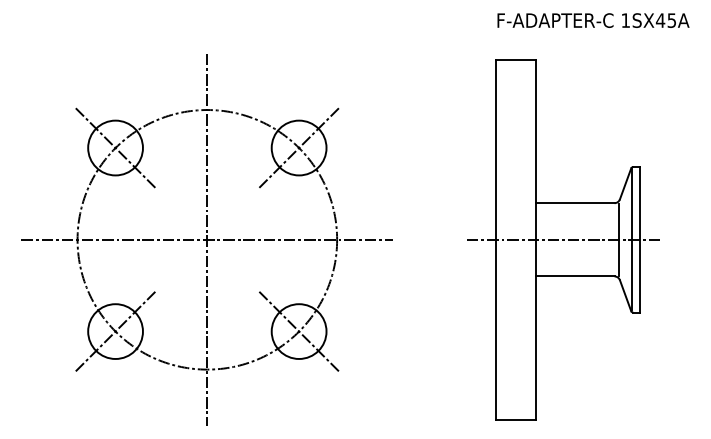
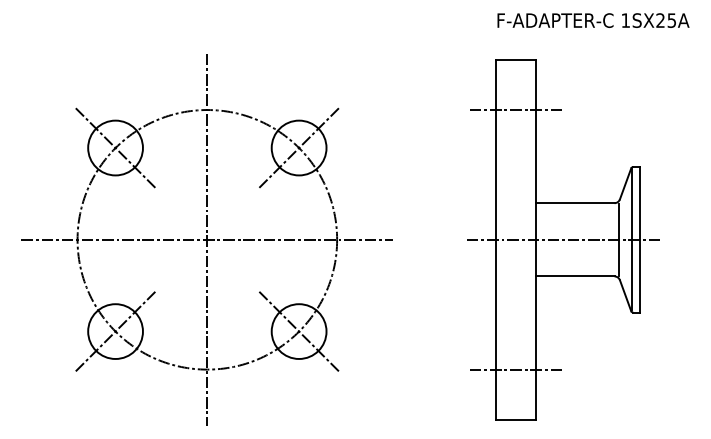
text: 1SX45A -> 1SX25A (660, 20)
line: none -> present (516, 110)
line: none -> present (516, 369)
